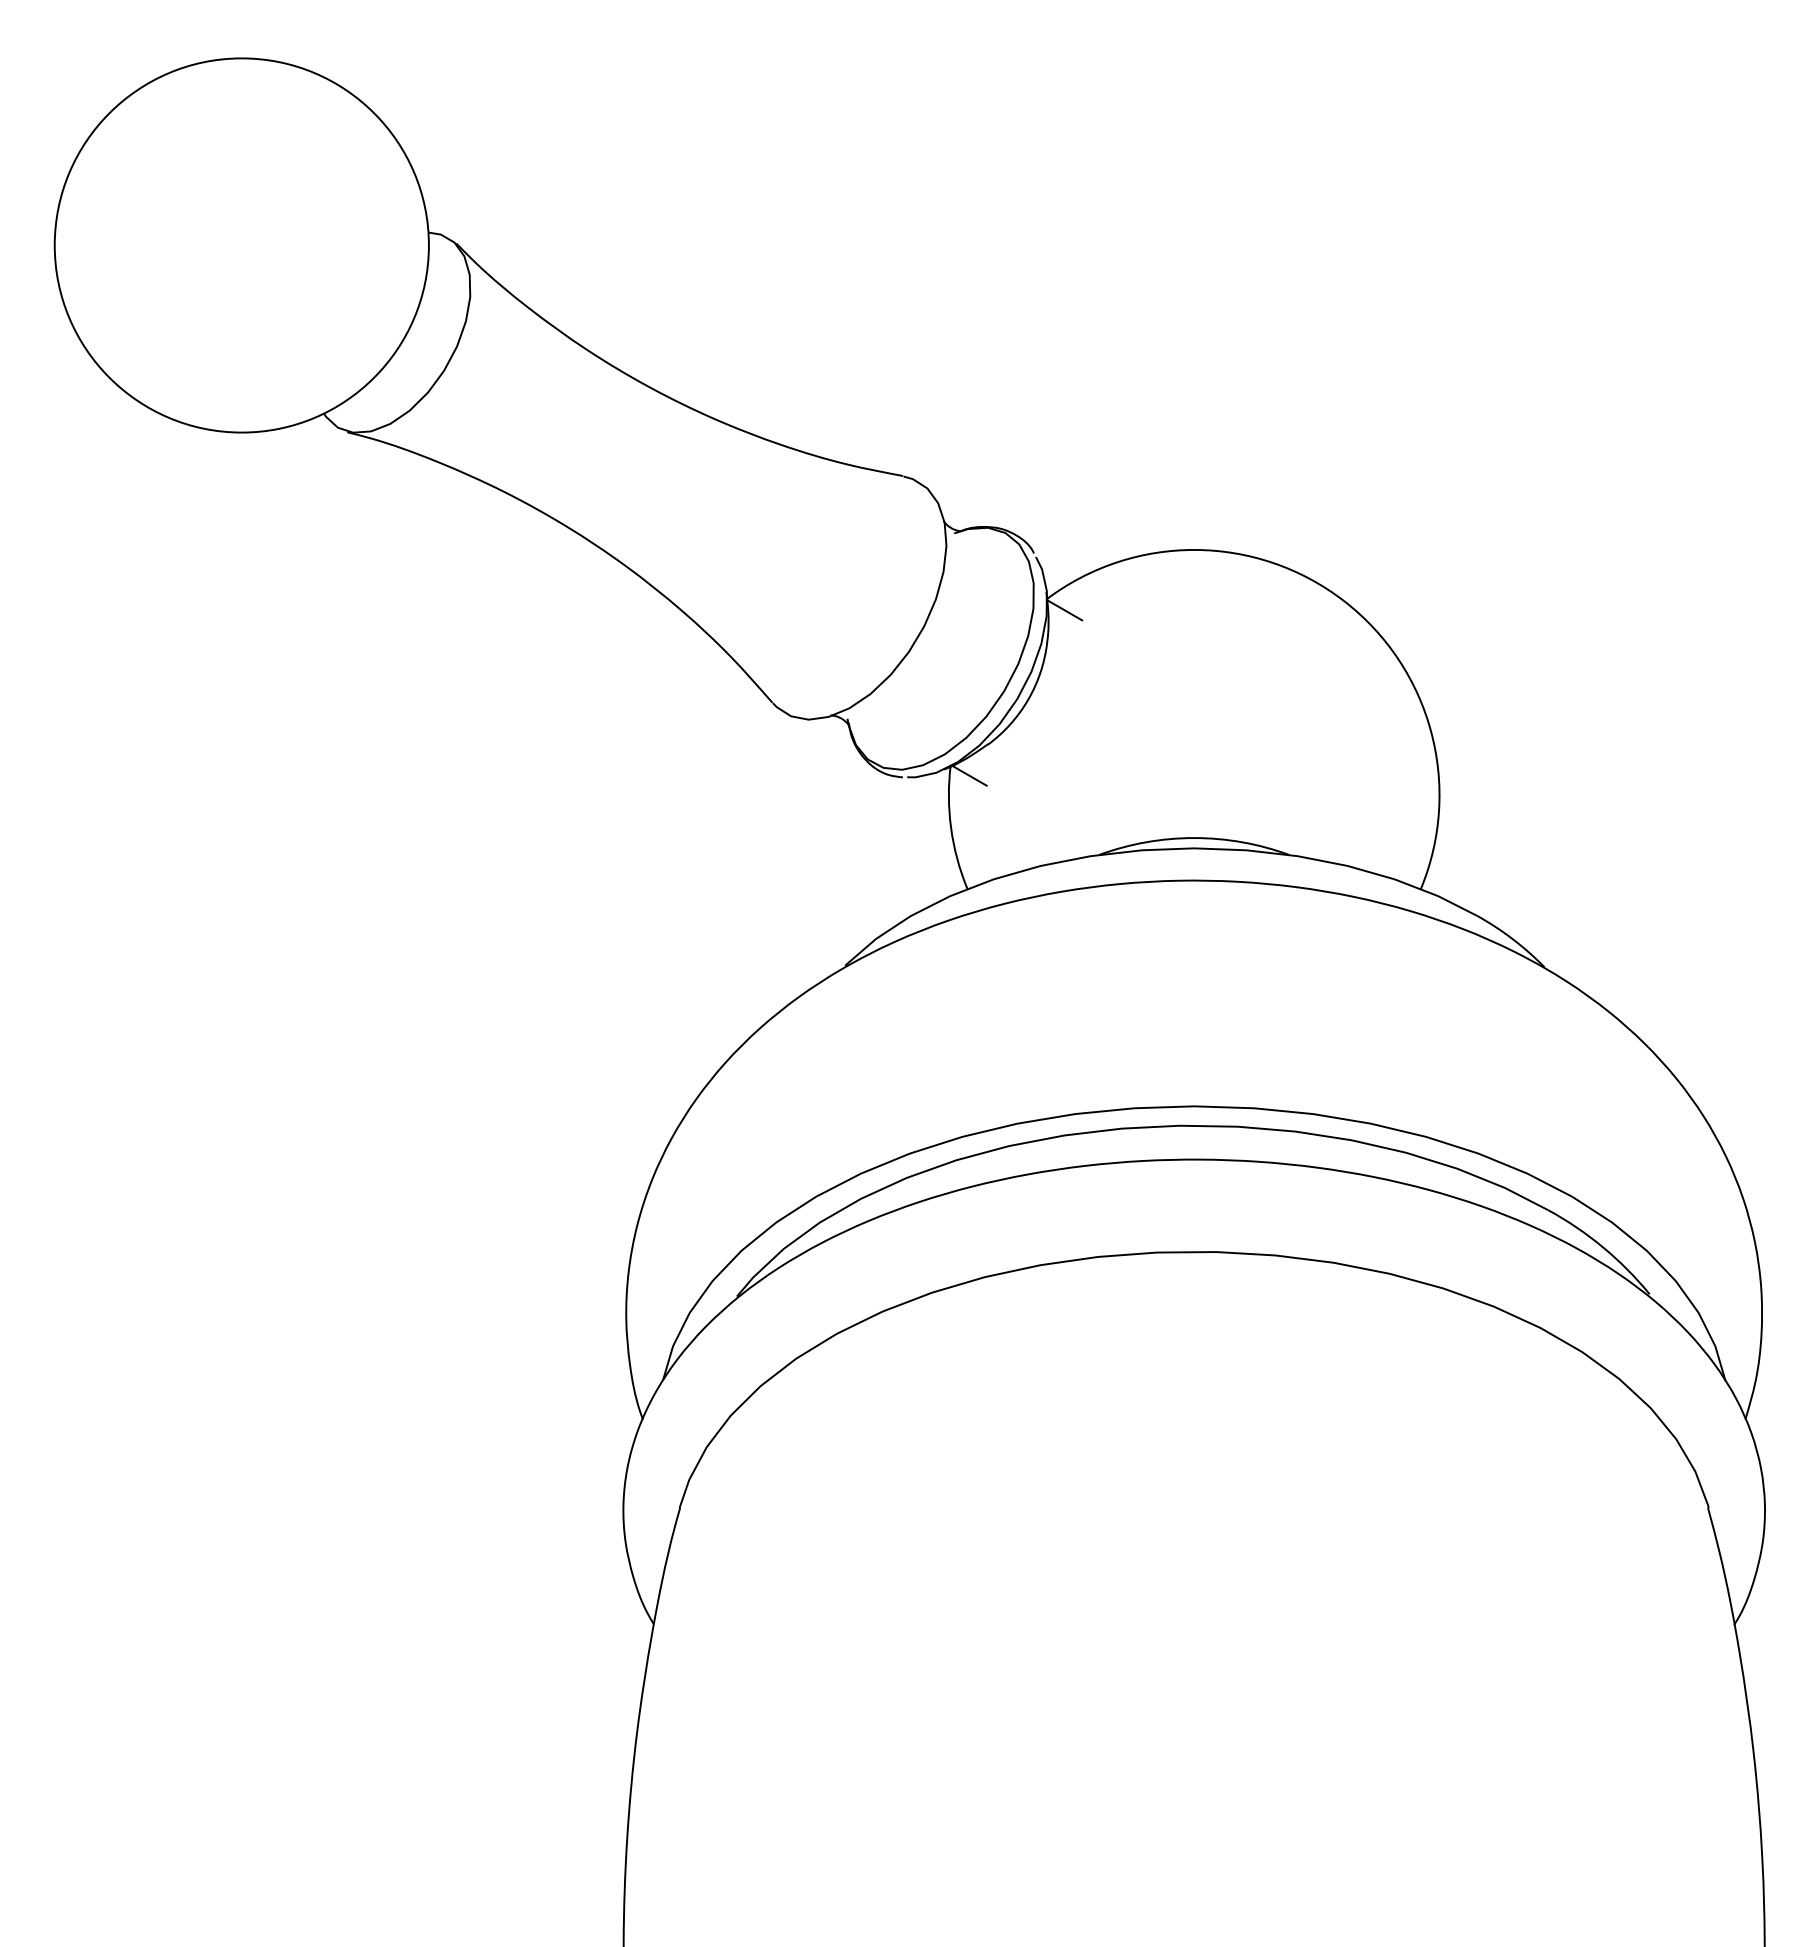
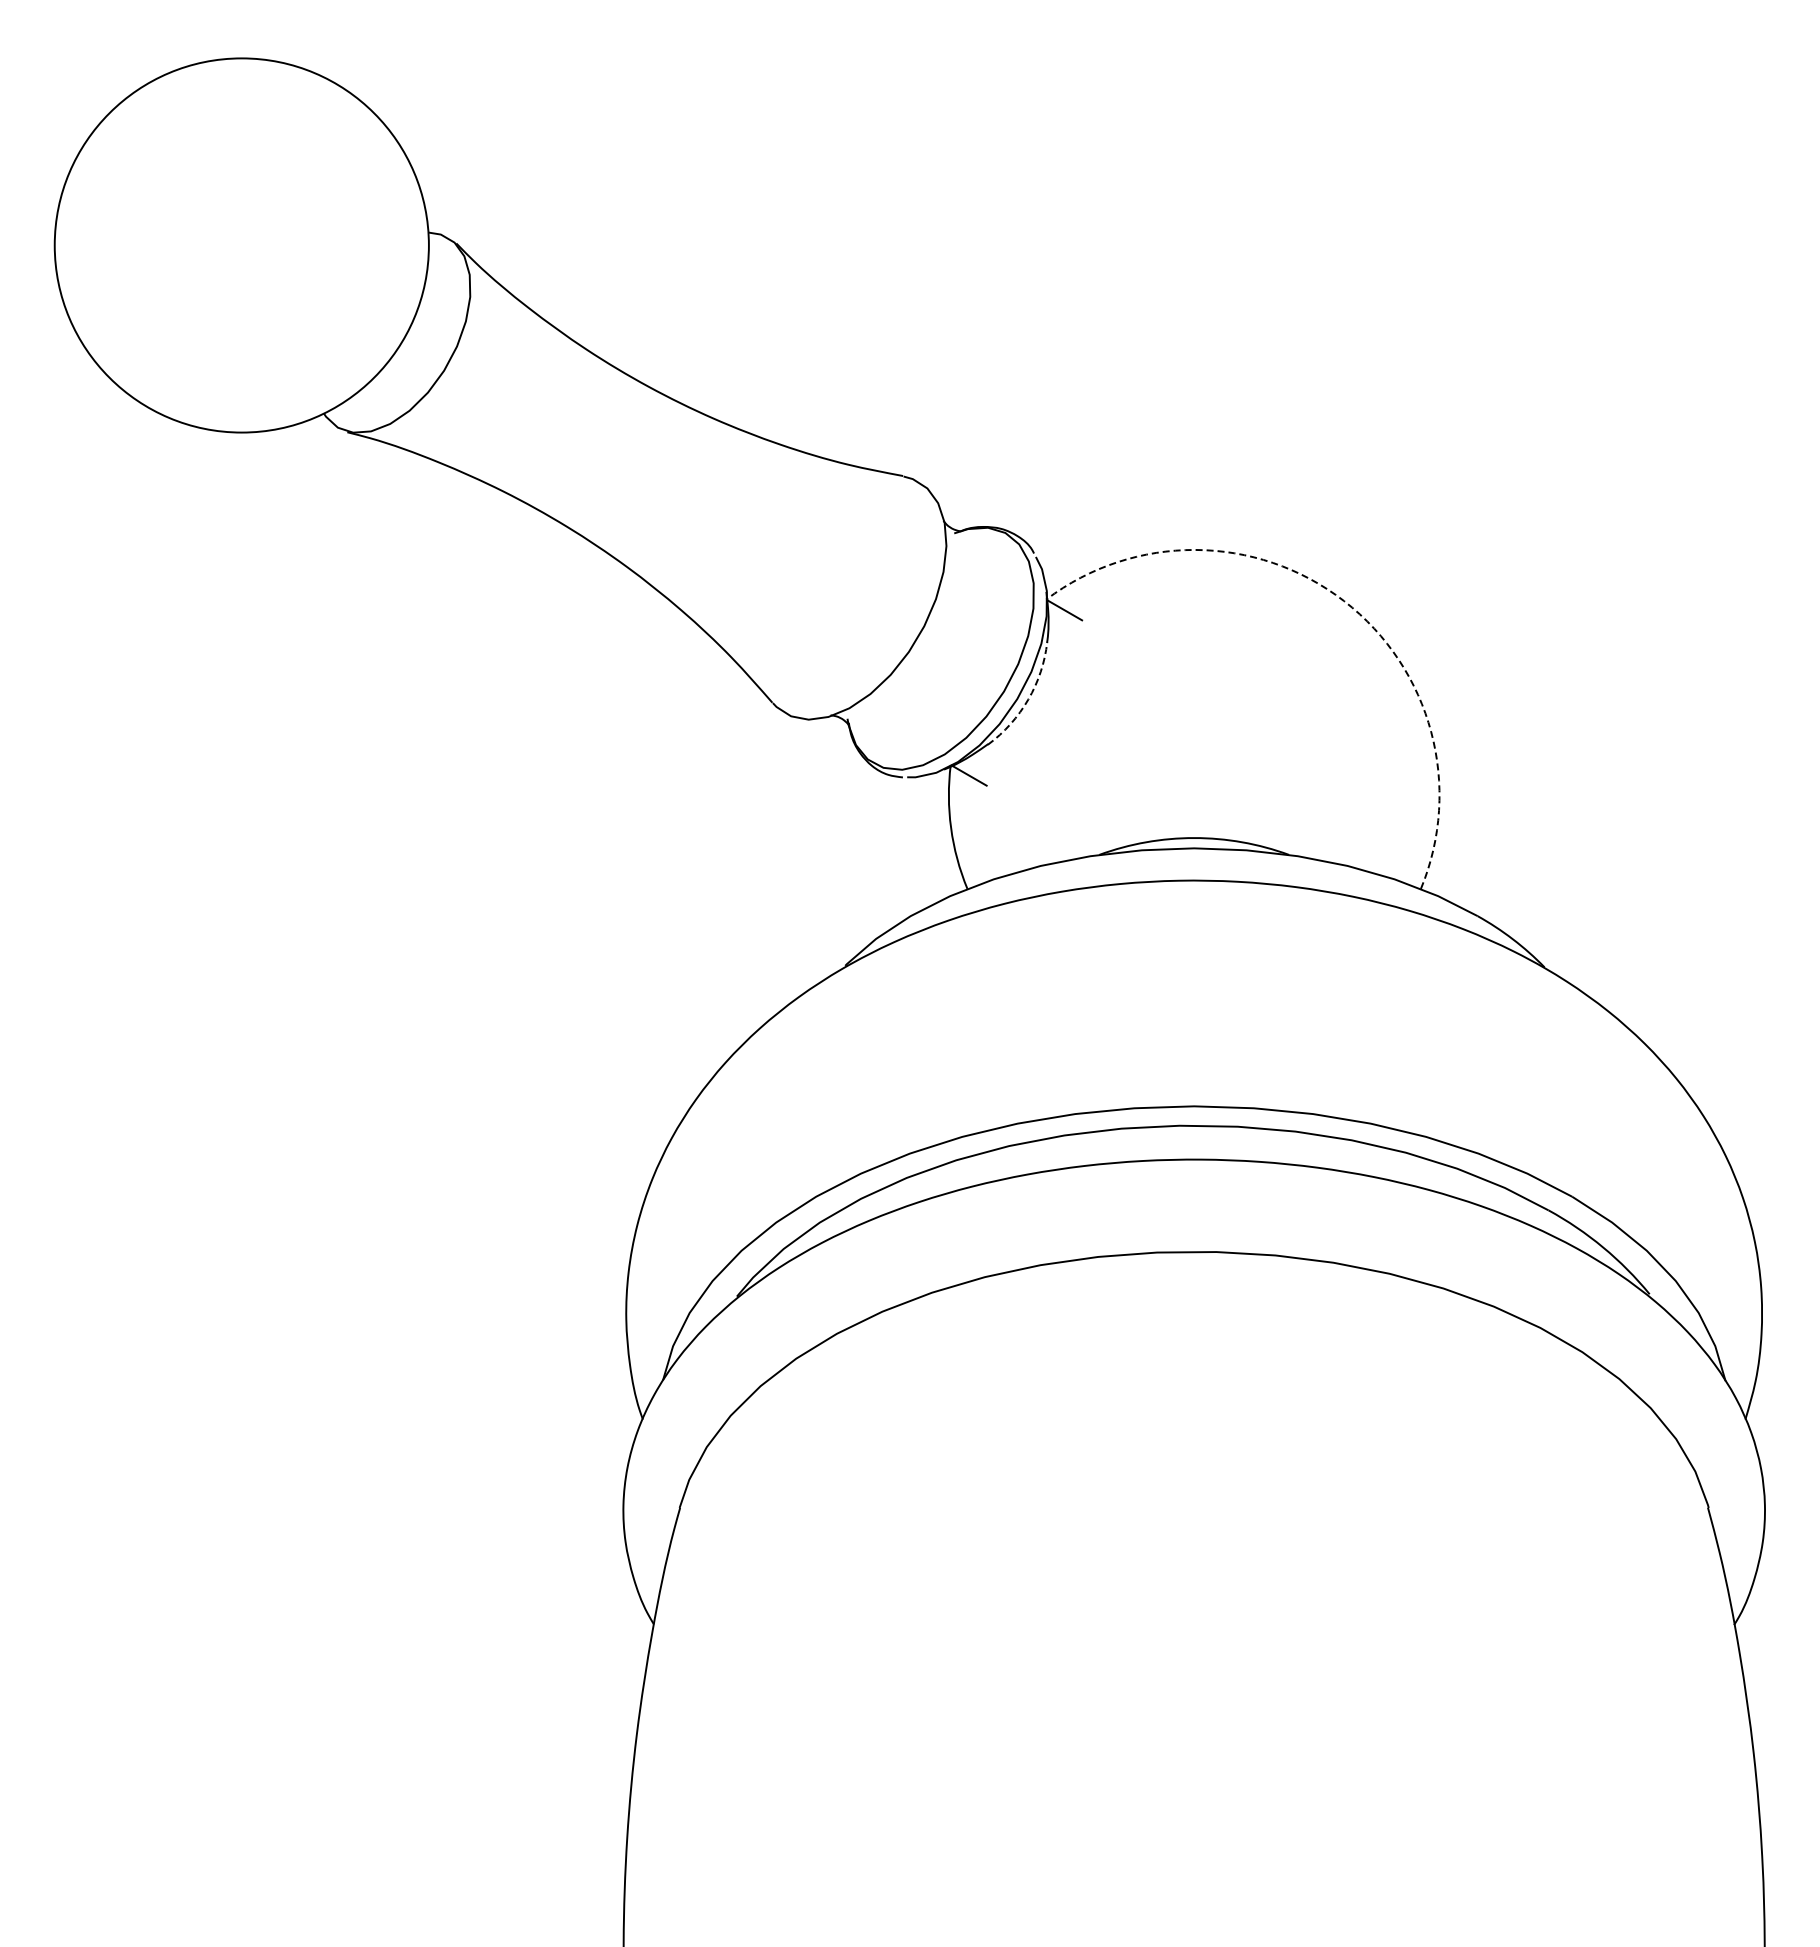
arc: solid -> dashed (1344, 601)
arc: solid -> dashed (1028, 699)
